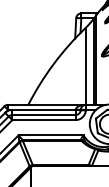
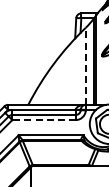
line: solid -> dashed (85, 65)
line: solid -> dashed (44, 120)
